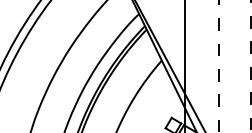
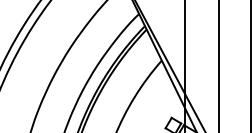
line: dashed -> solid (219, 66)
line: dashed -> solid (250, 66)
